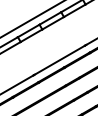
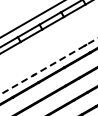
line: solid -> dashed (49, 66)
